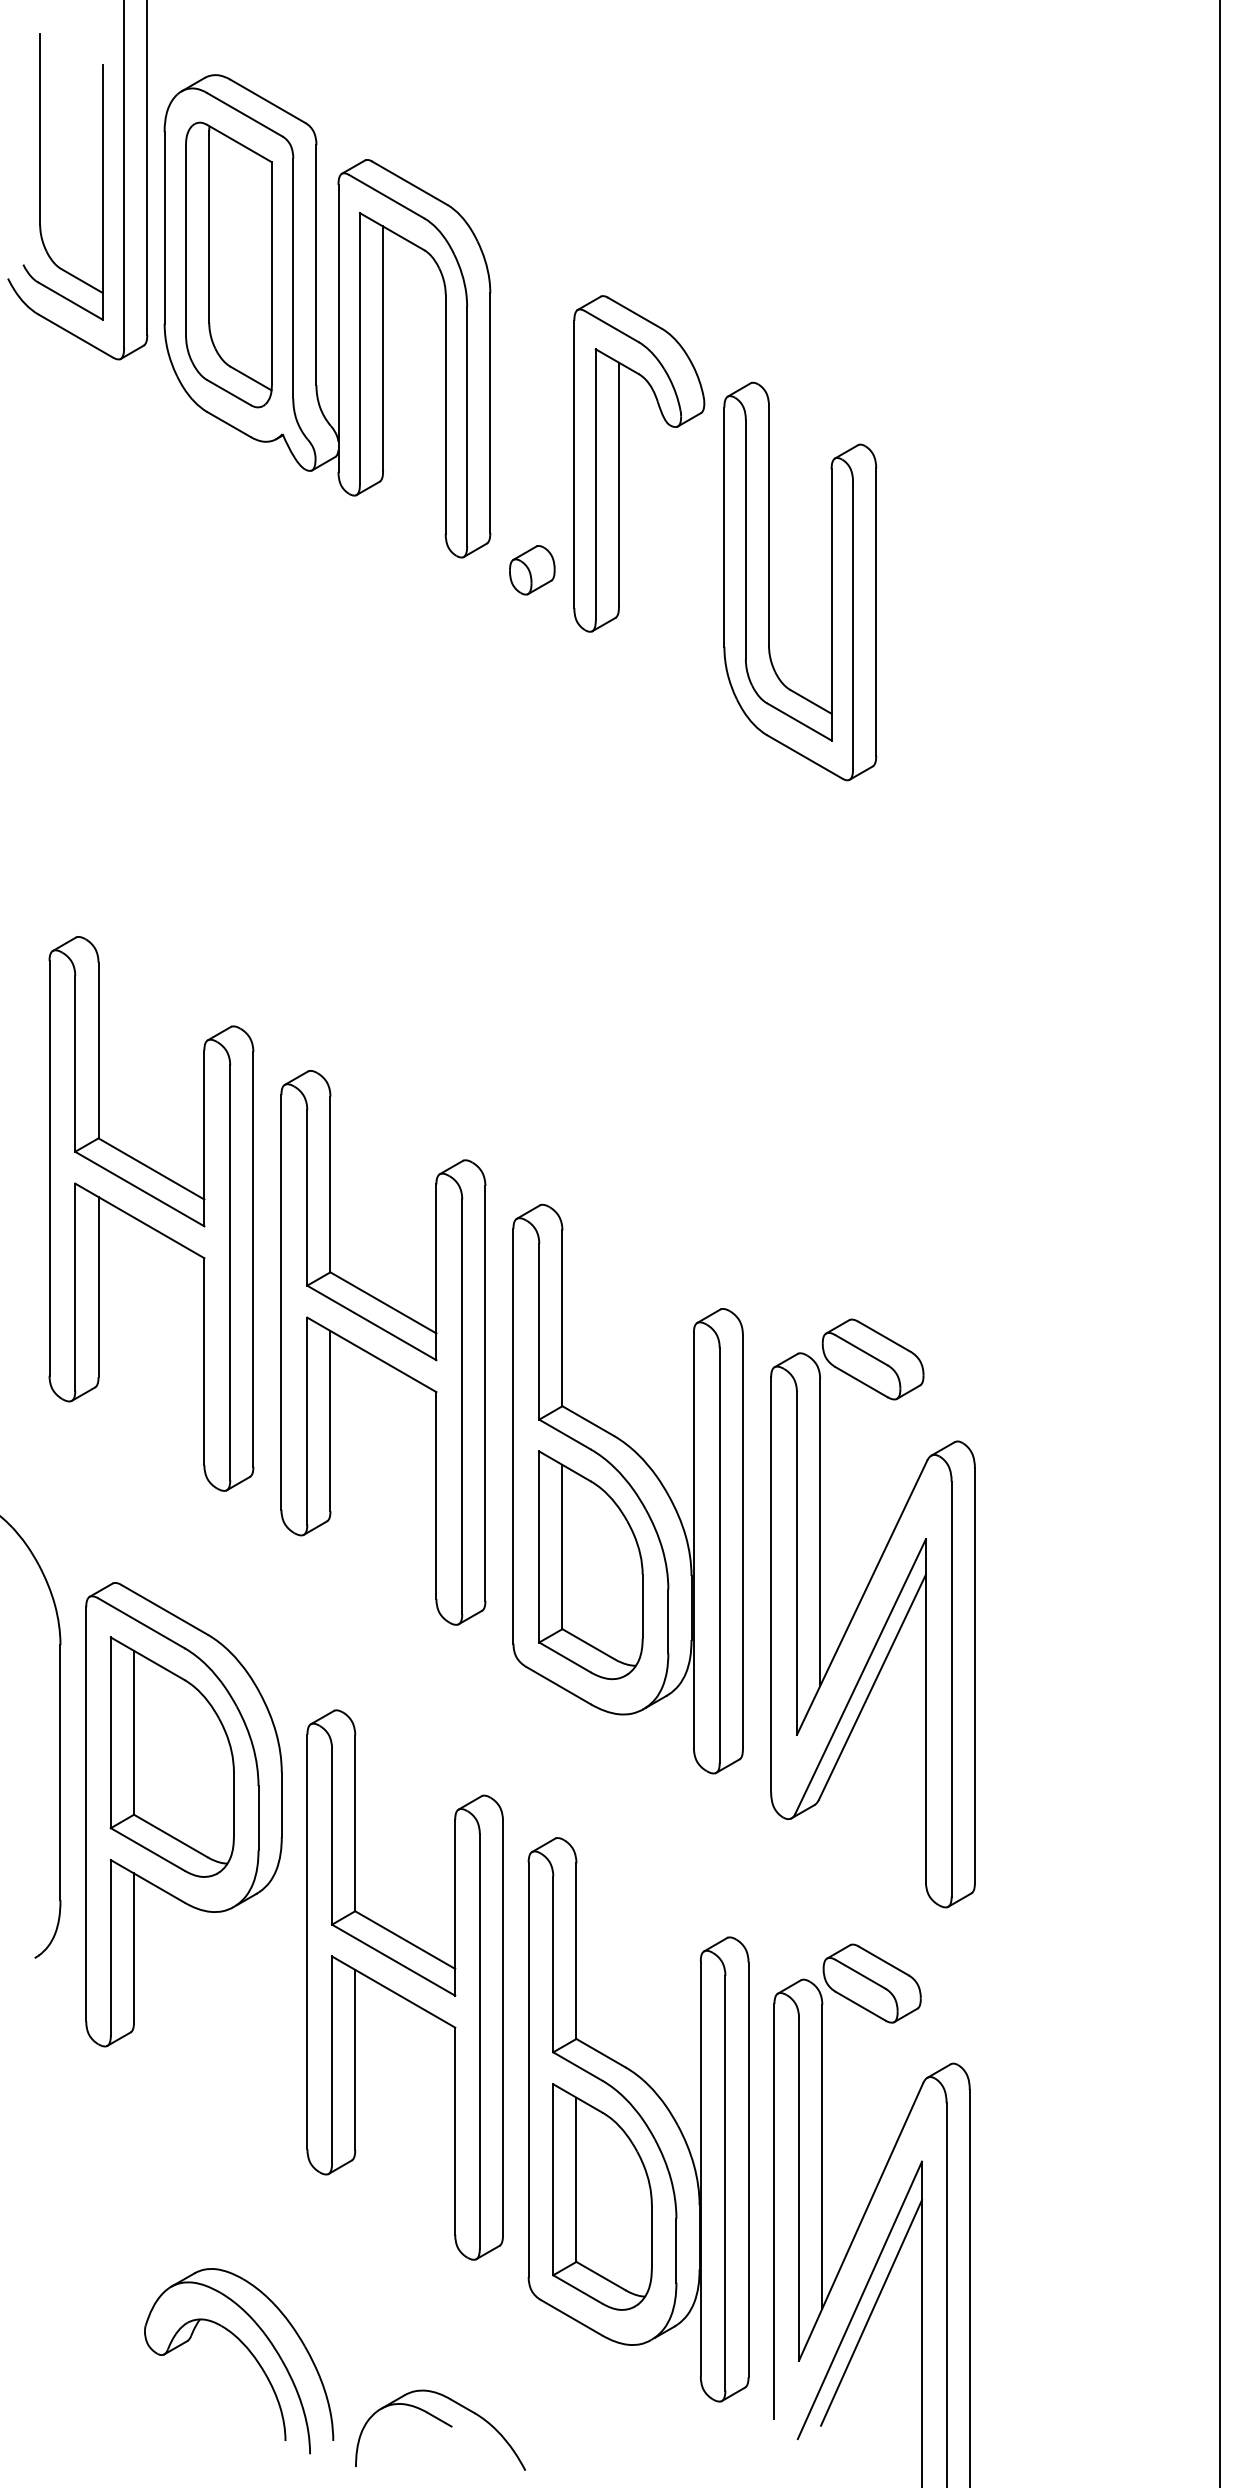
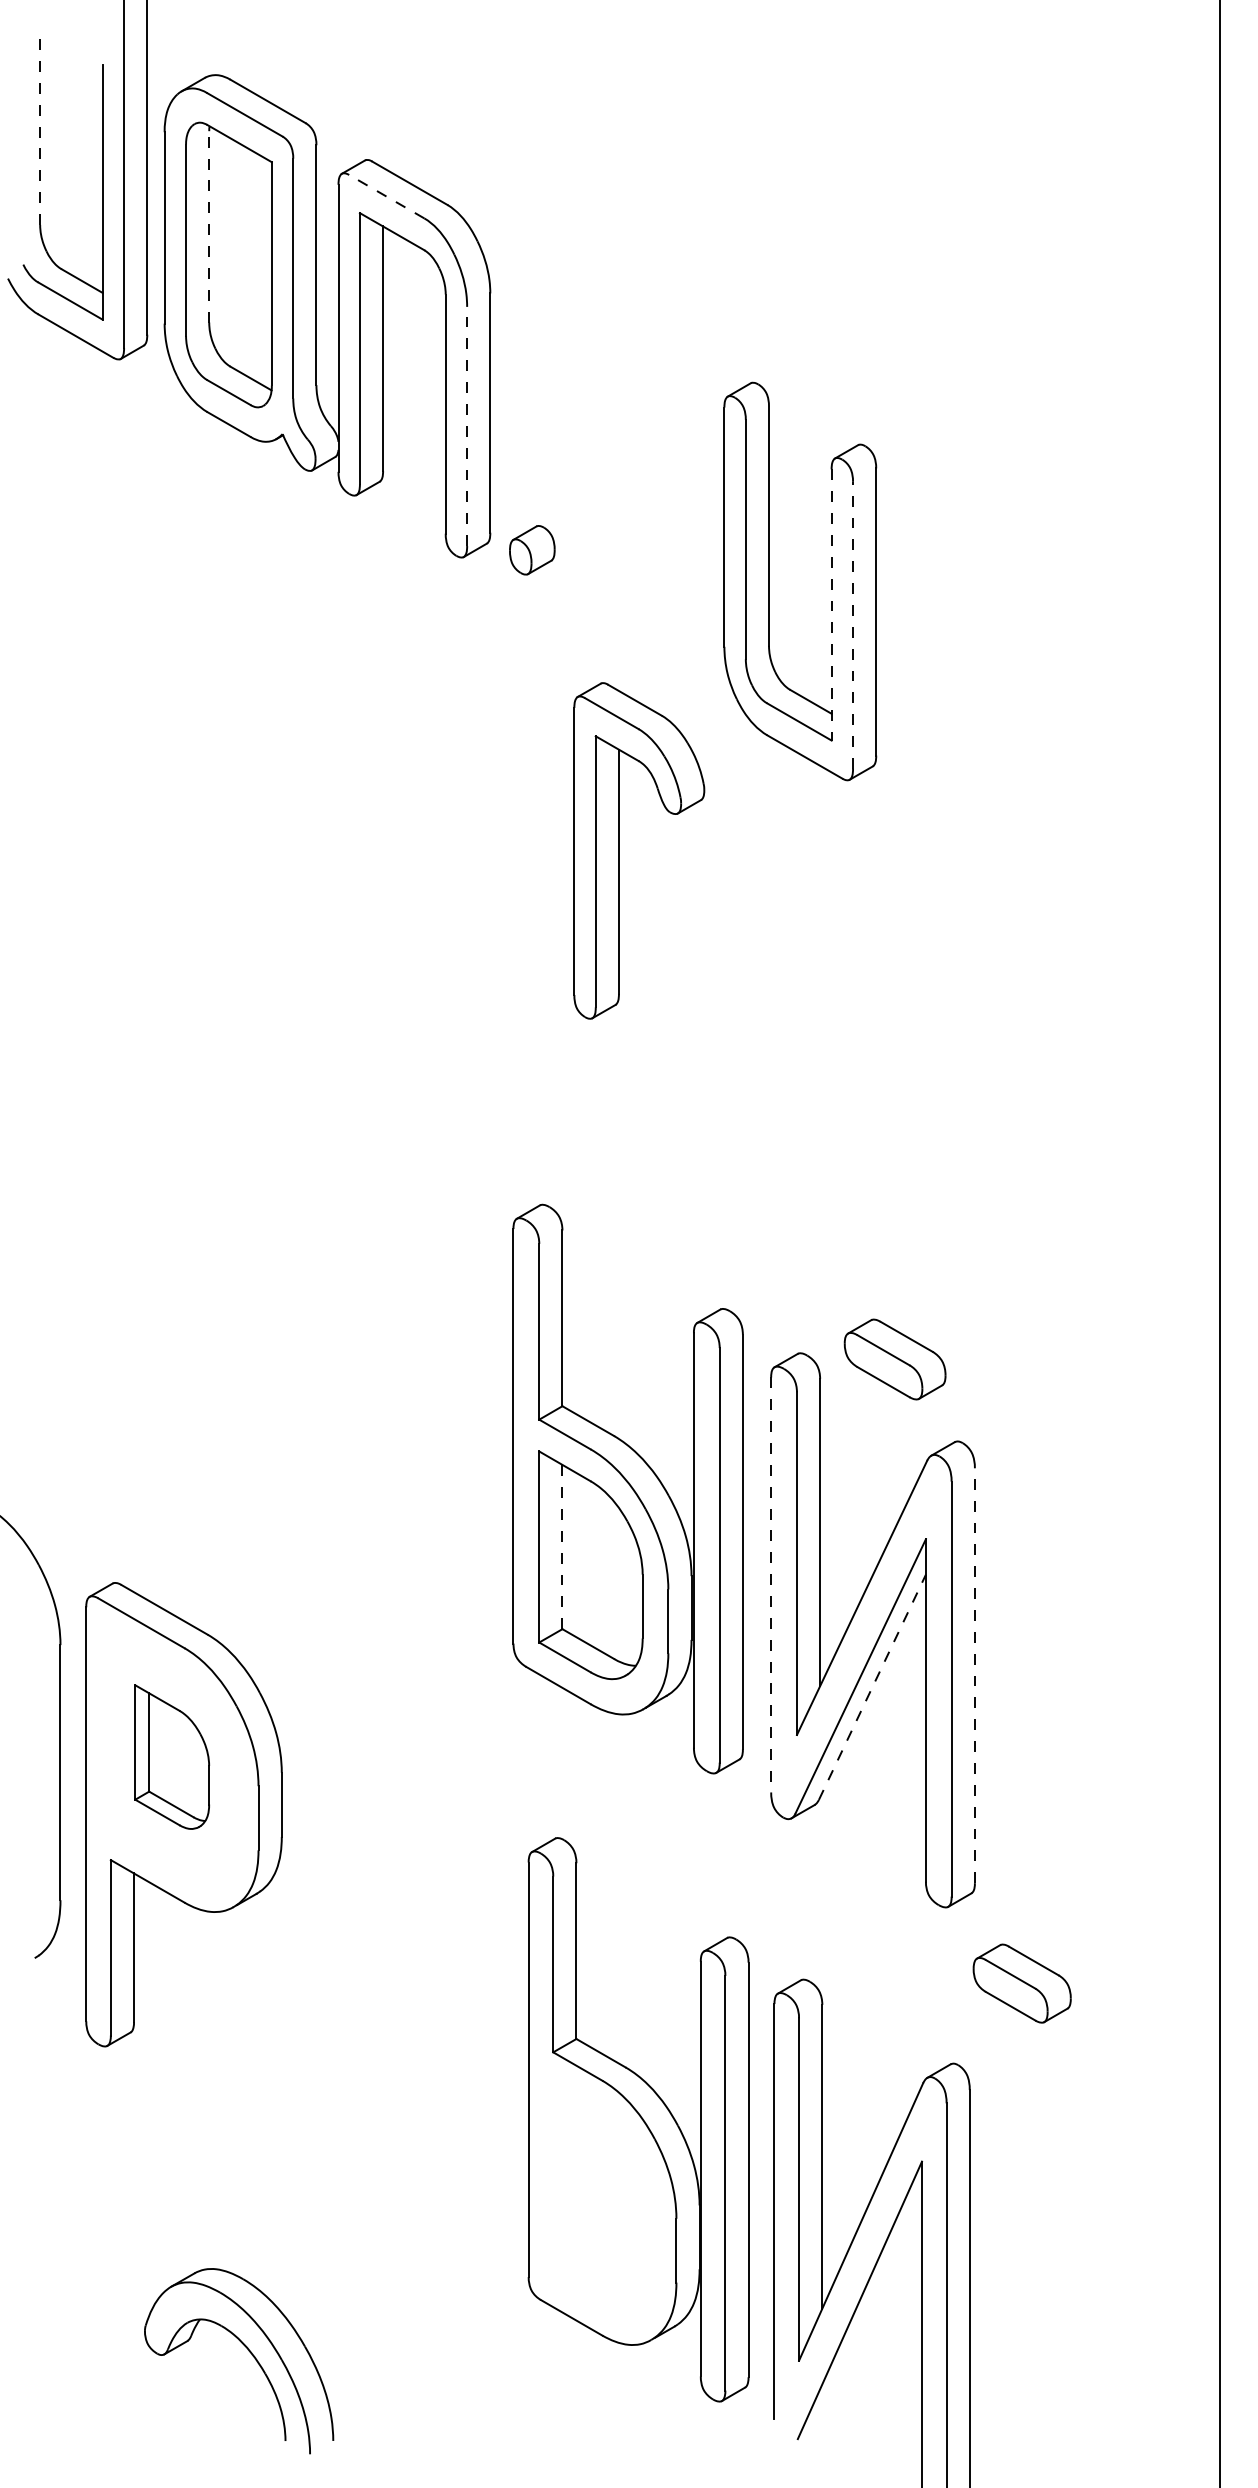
line: solid -> dashed (40, 129)
line: solid -> dashed (386, 196)
line: solid -> dashed (209, 226)
line: solid -> dashed (467, 426)
part position: (619, 463) -> (619, 850) (619, 850)
part position: (532, 570) -> (532, 550) (532, 550)
line: solid -> dashed (831, 604)
line: solid -> dashed (853, 624)
part: present -> none (151, 1213)
part: present -> none (383, 1347)
part position: (872, 1359) -> (894, 1359) (894, 1359)
line: solid -> dashed (562, 1546)
line: solid -> dashed (771, 1585)
line: solid -> dashed (974, 1675)
line: solid -> dashed (872, 1687)
part size: 126x242 px -> 76x146 px (171, 1756)
part position: (871, 1983) -> (1021, 1983) (1021, 1983)
part: present -> none (404, 1984)
part: present -> none (602, 2196)
line: present -> none (871, 2312)
part: present -> none (445, 2424)
